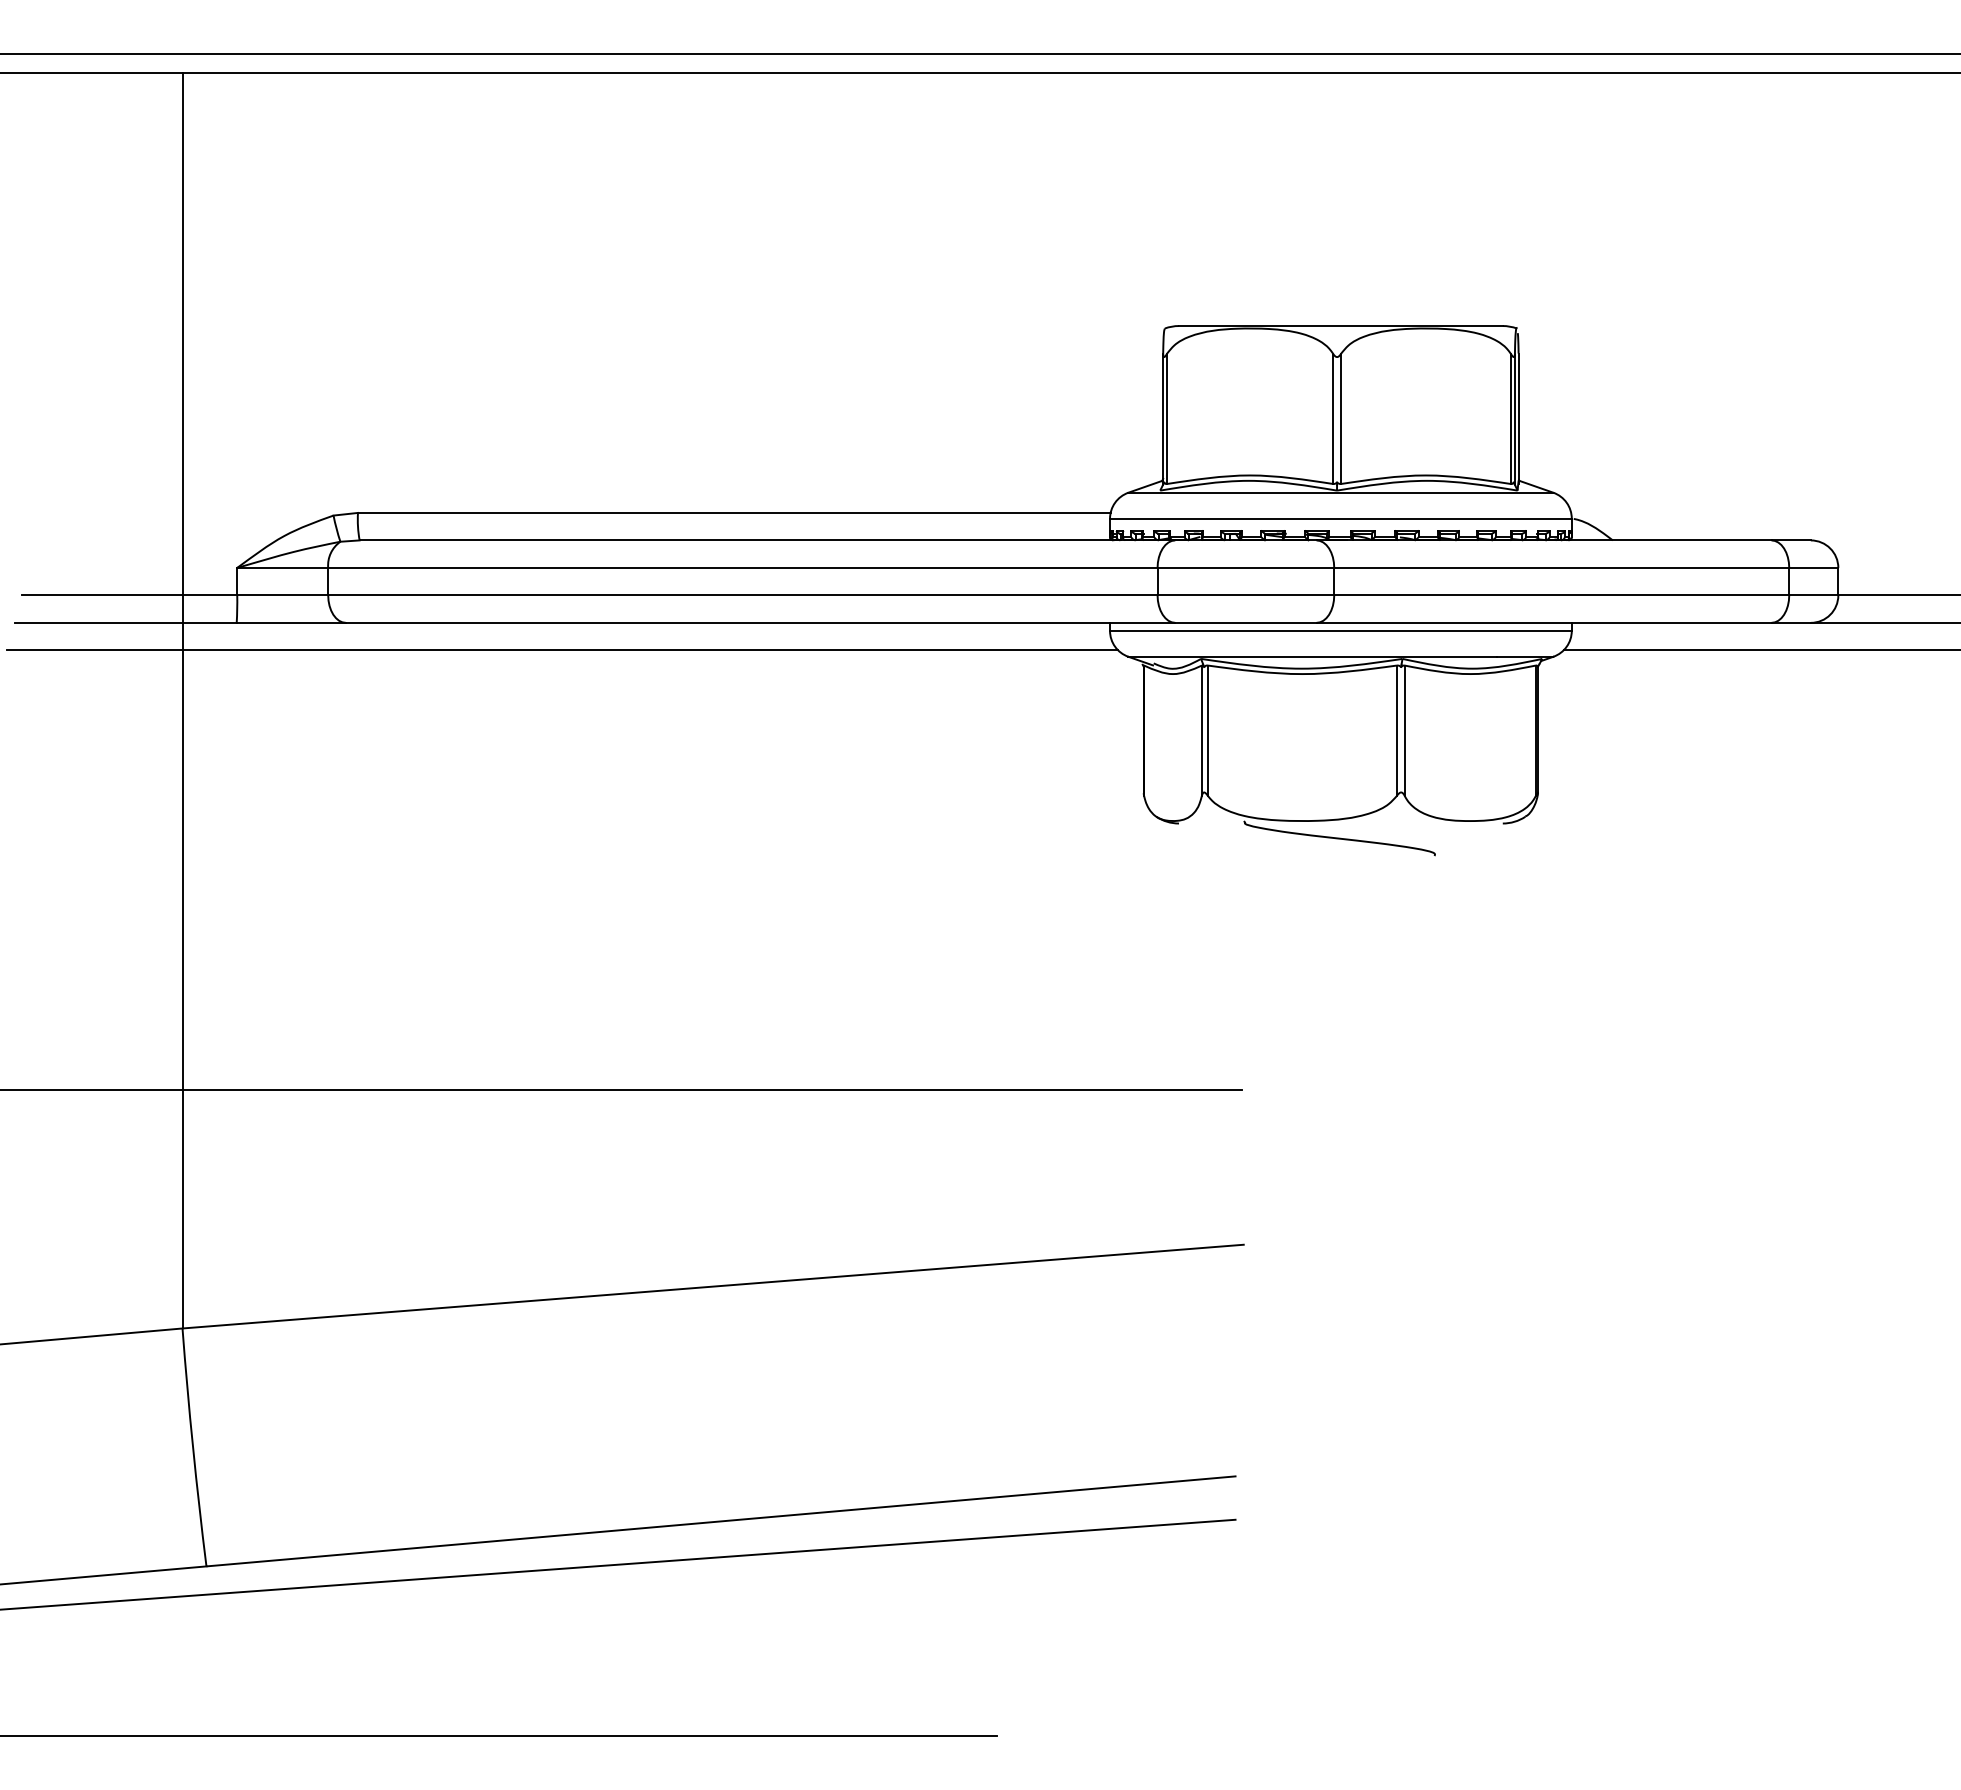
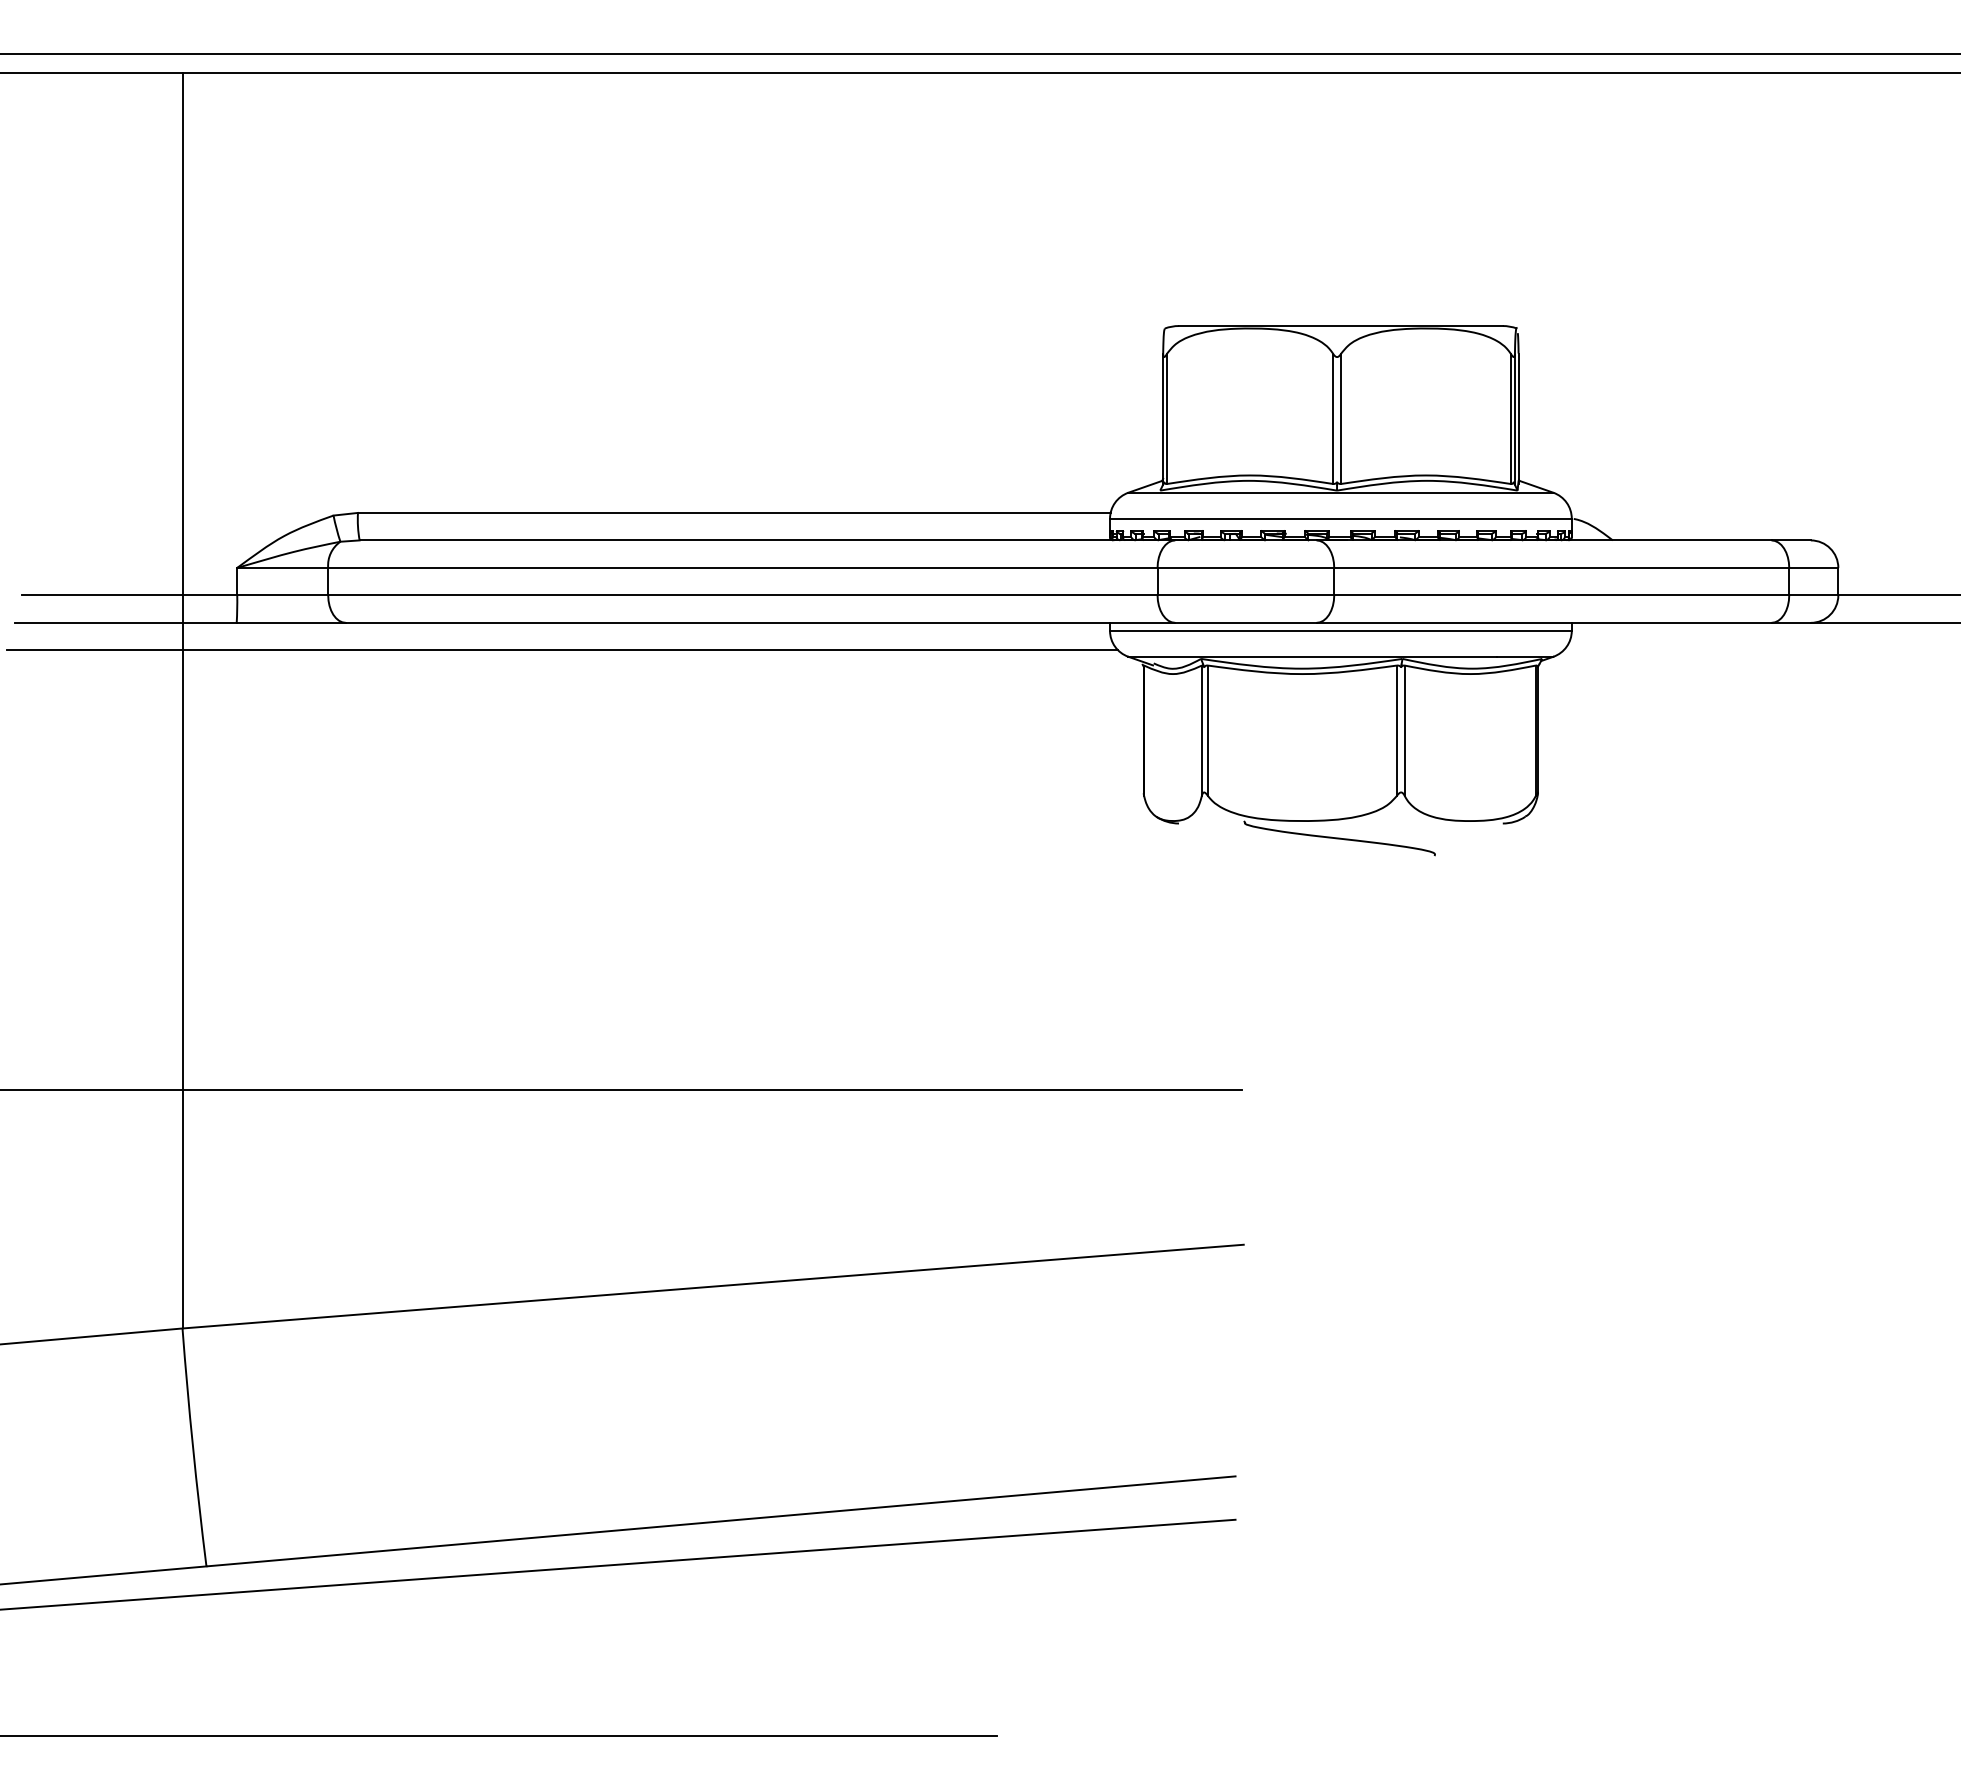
line: present -> none (1760, 650)
